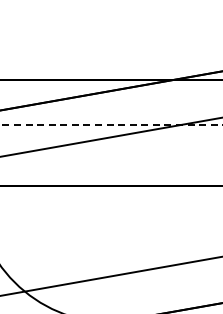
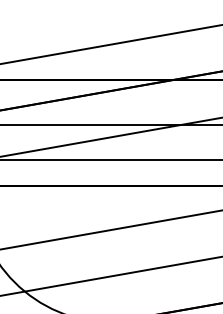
line: none -> present (110, 44)
line: dashed -> solid (111, 125)
line: none -> present (110, 160)
line: none -> present (110, 229)
